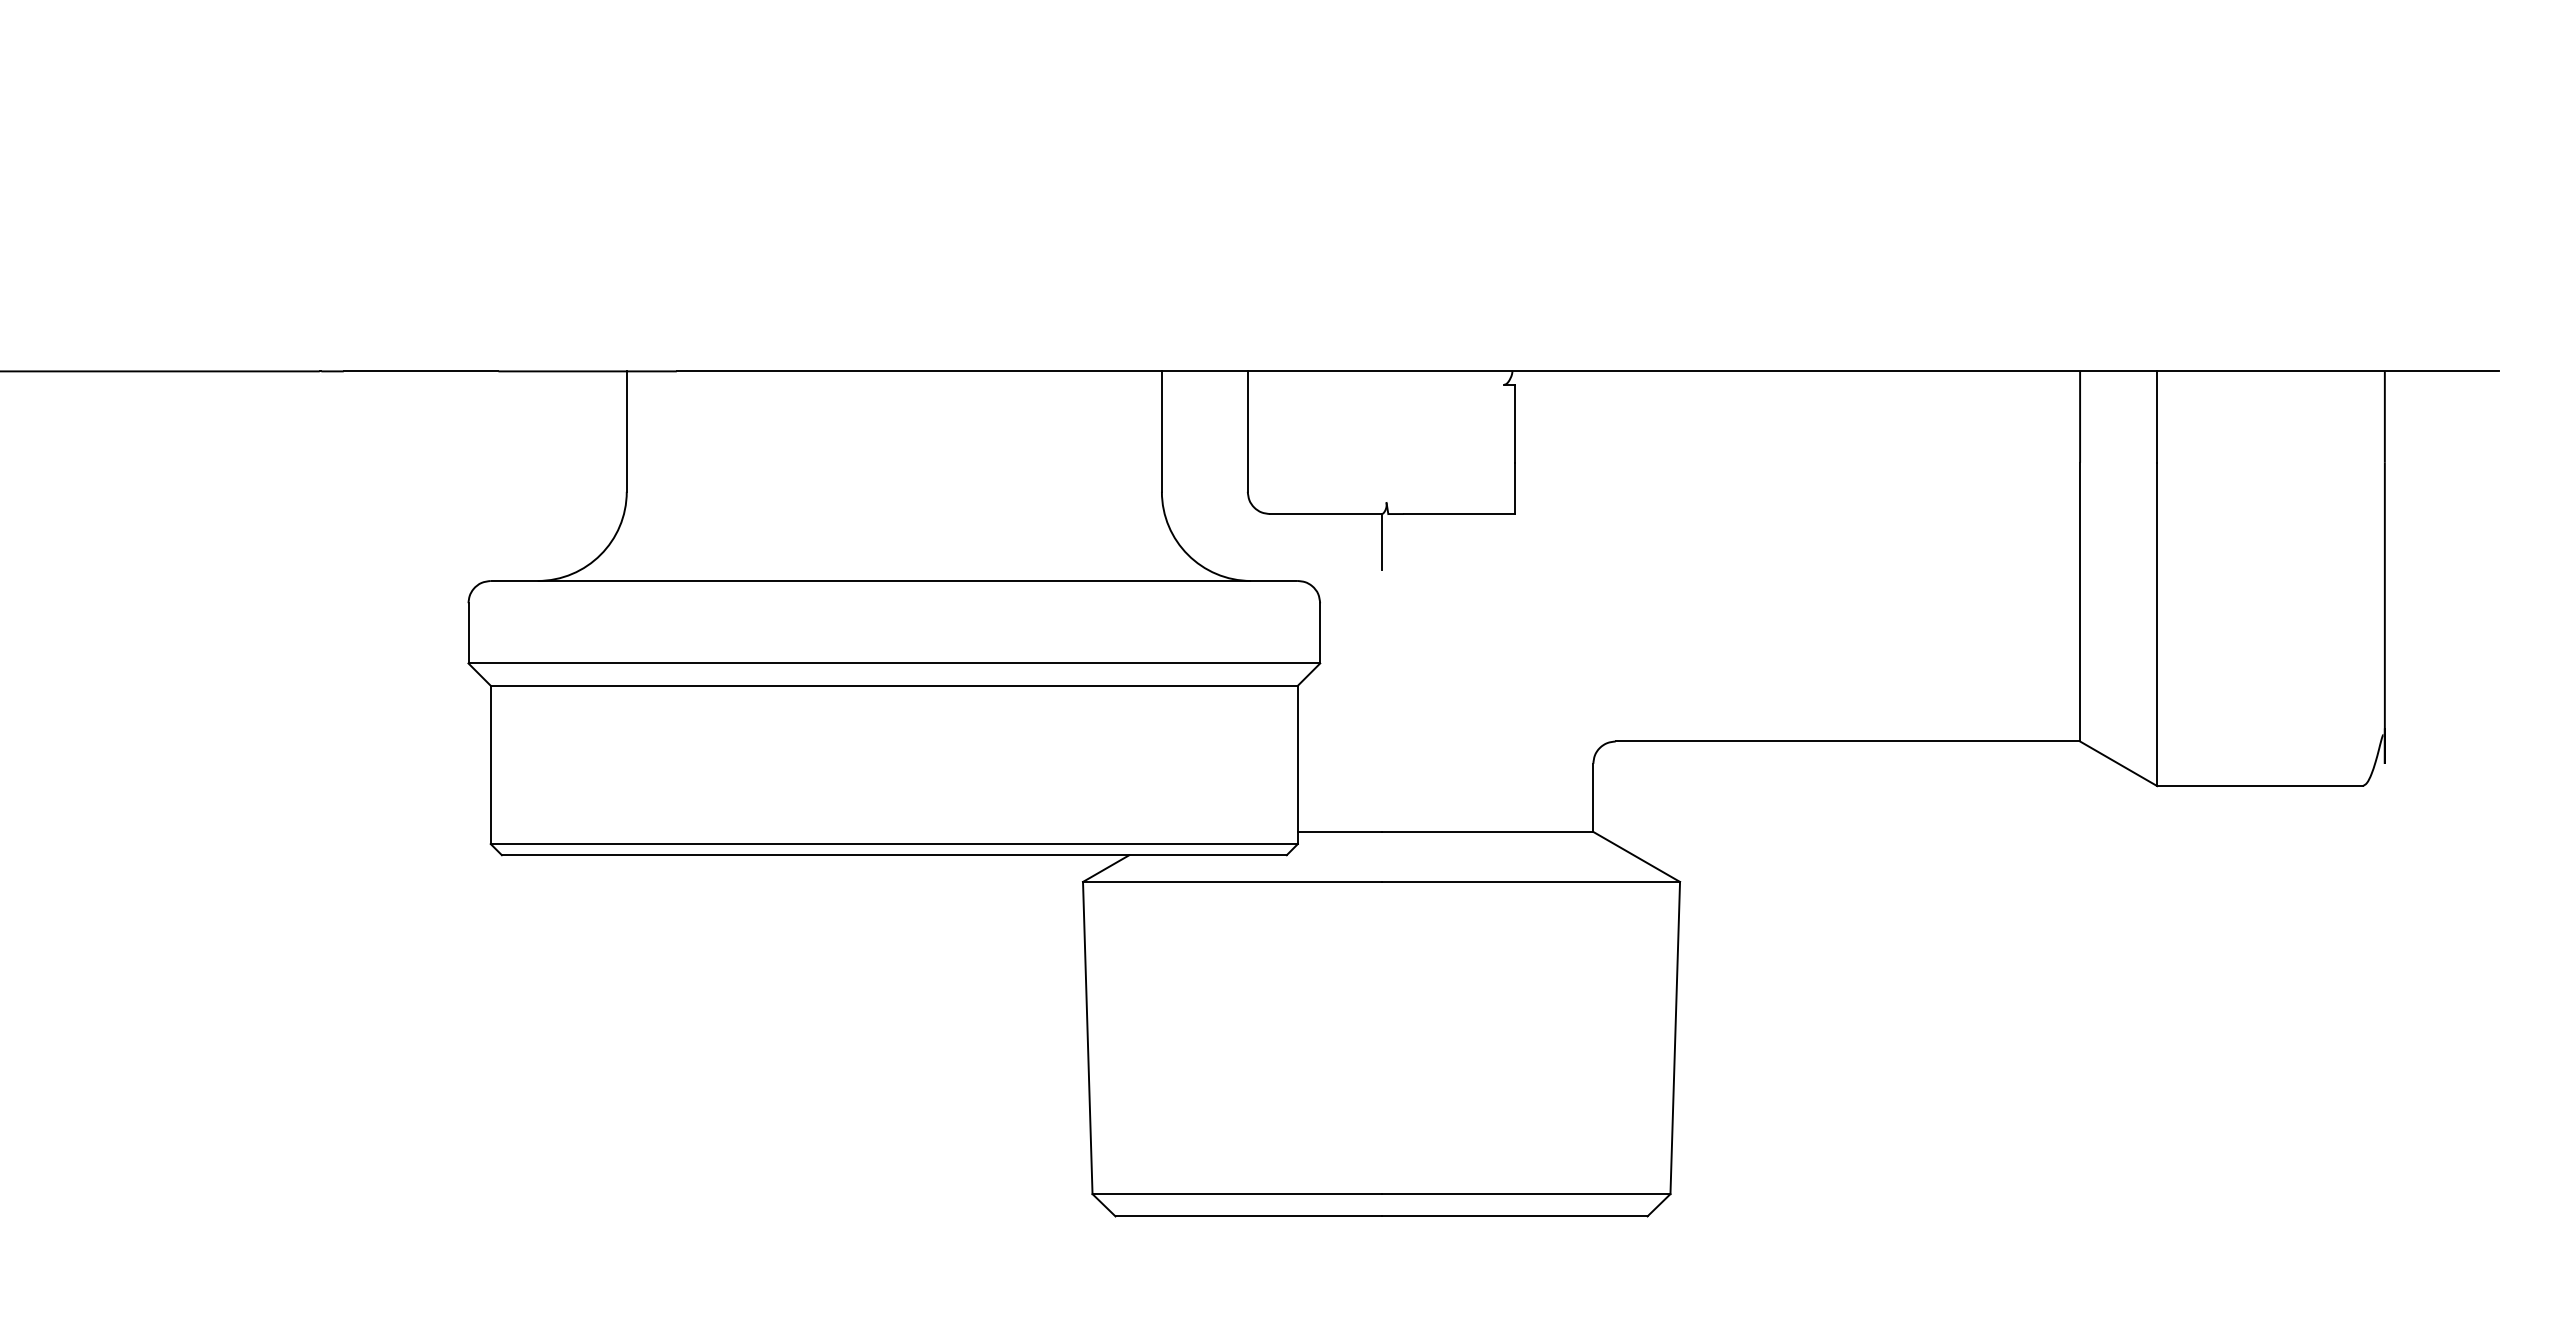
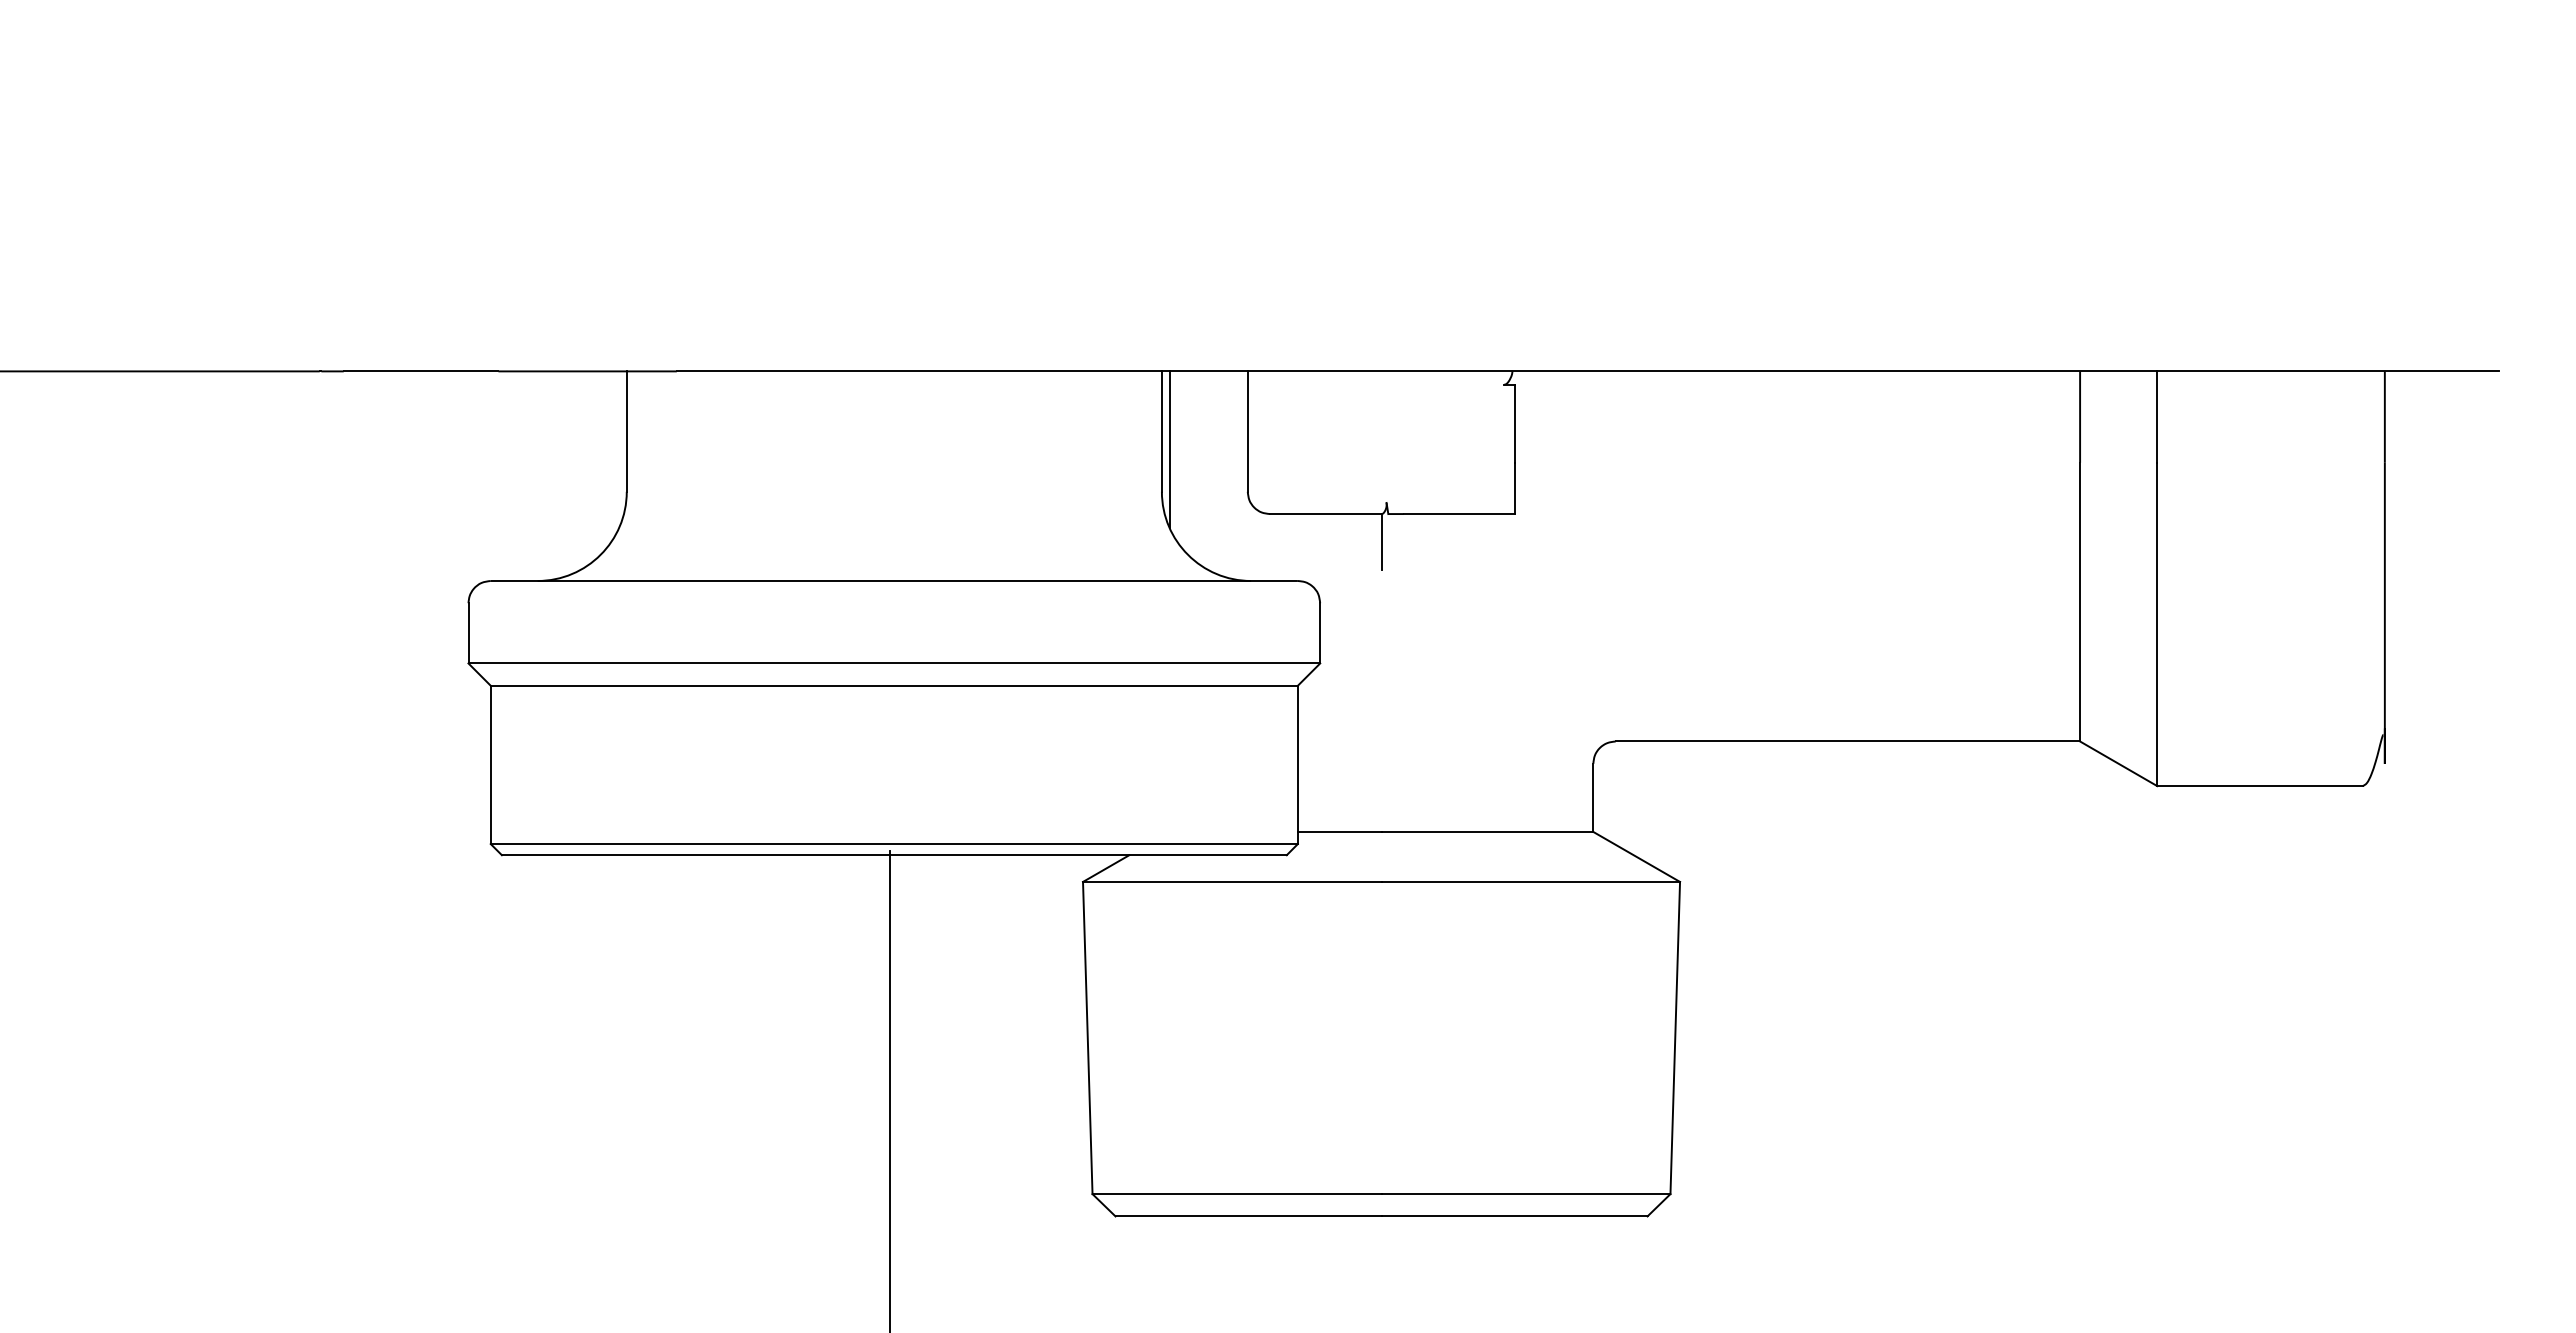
line: none -> present (1169, 449)
line: none -> present (889, 1090)
